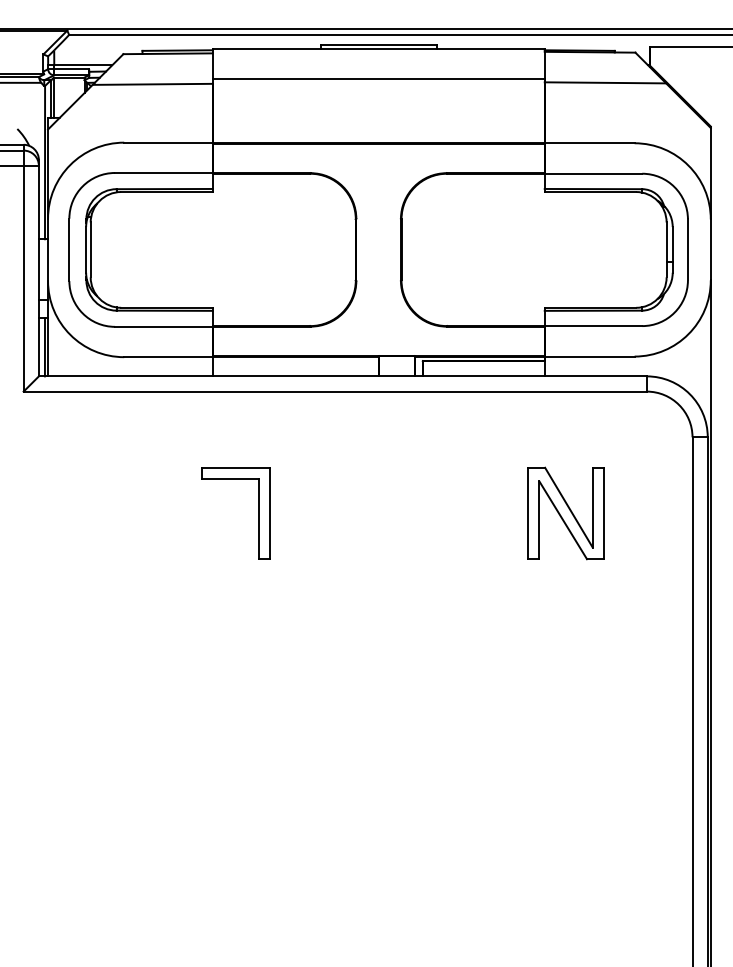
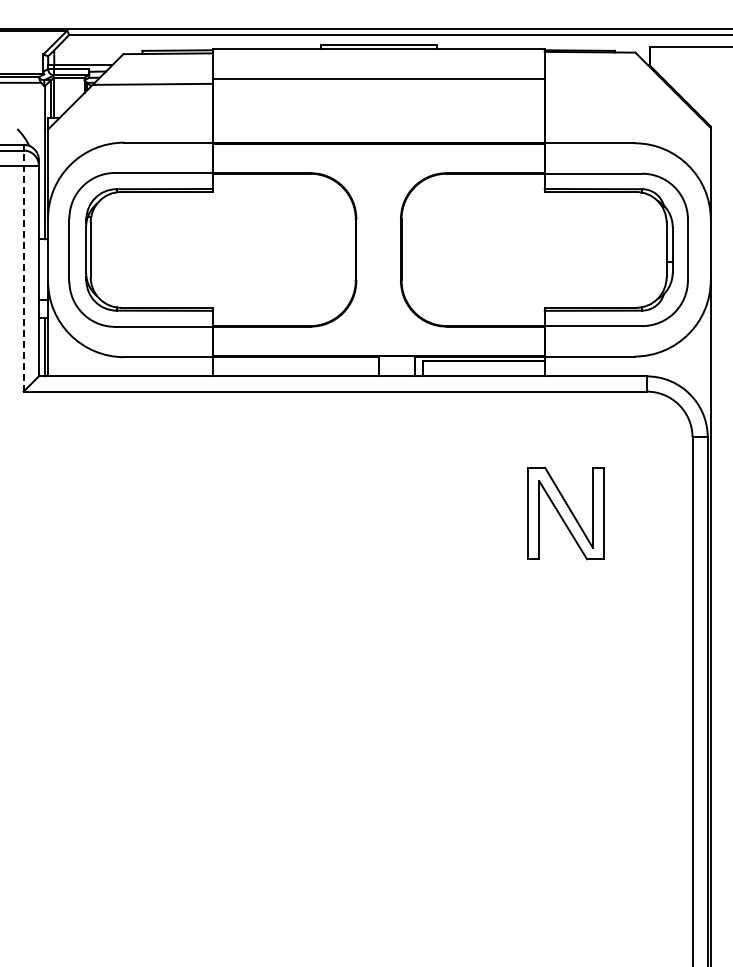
line: present -> none (605, 82)
line: solid -> dashed (23, 267)
part: present -> none (258, 513)
